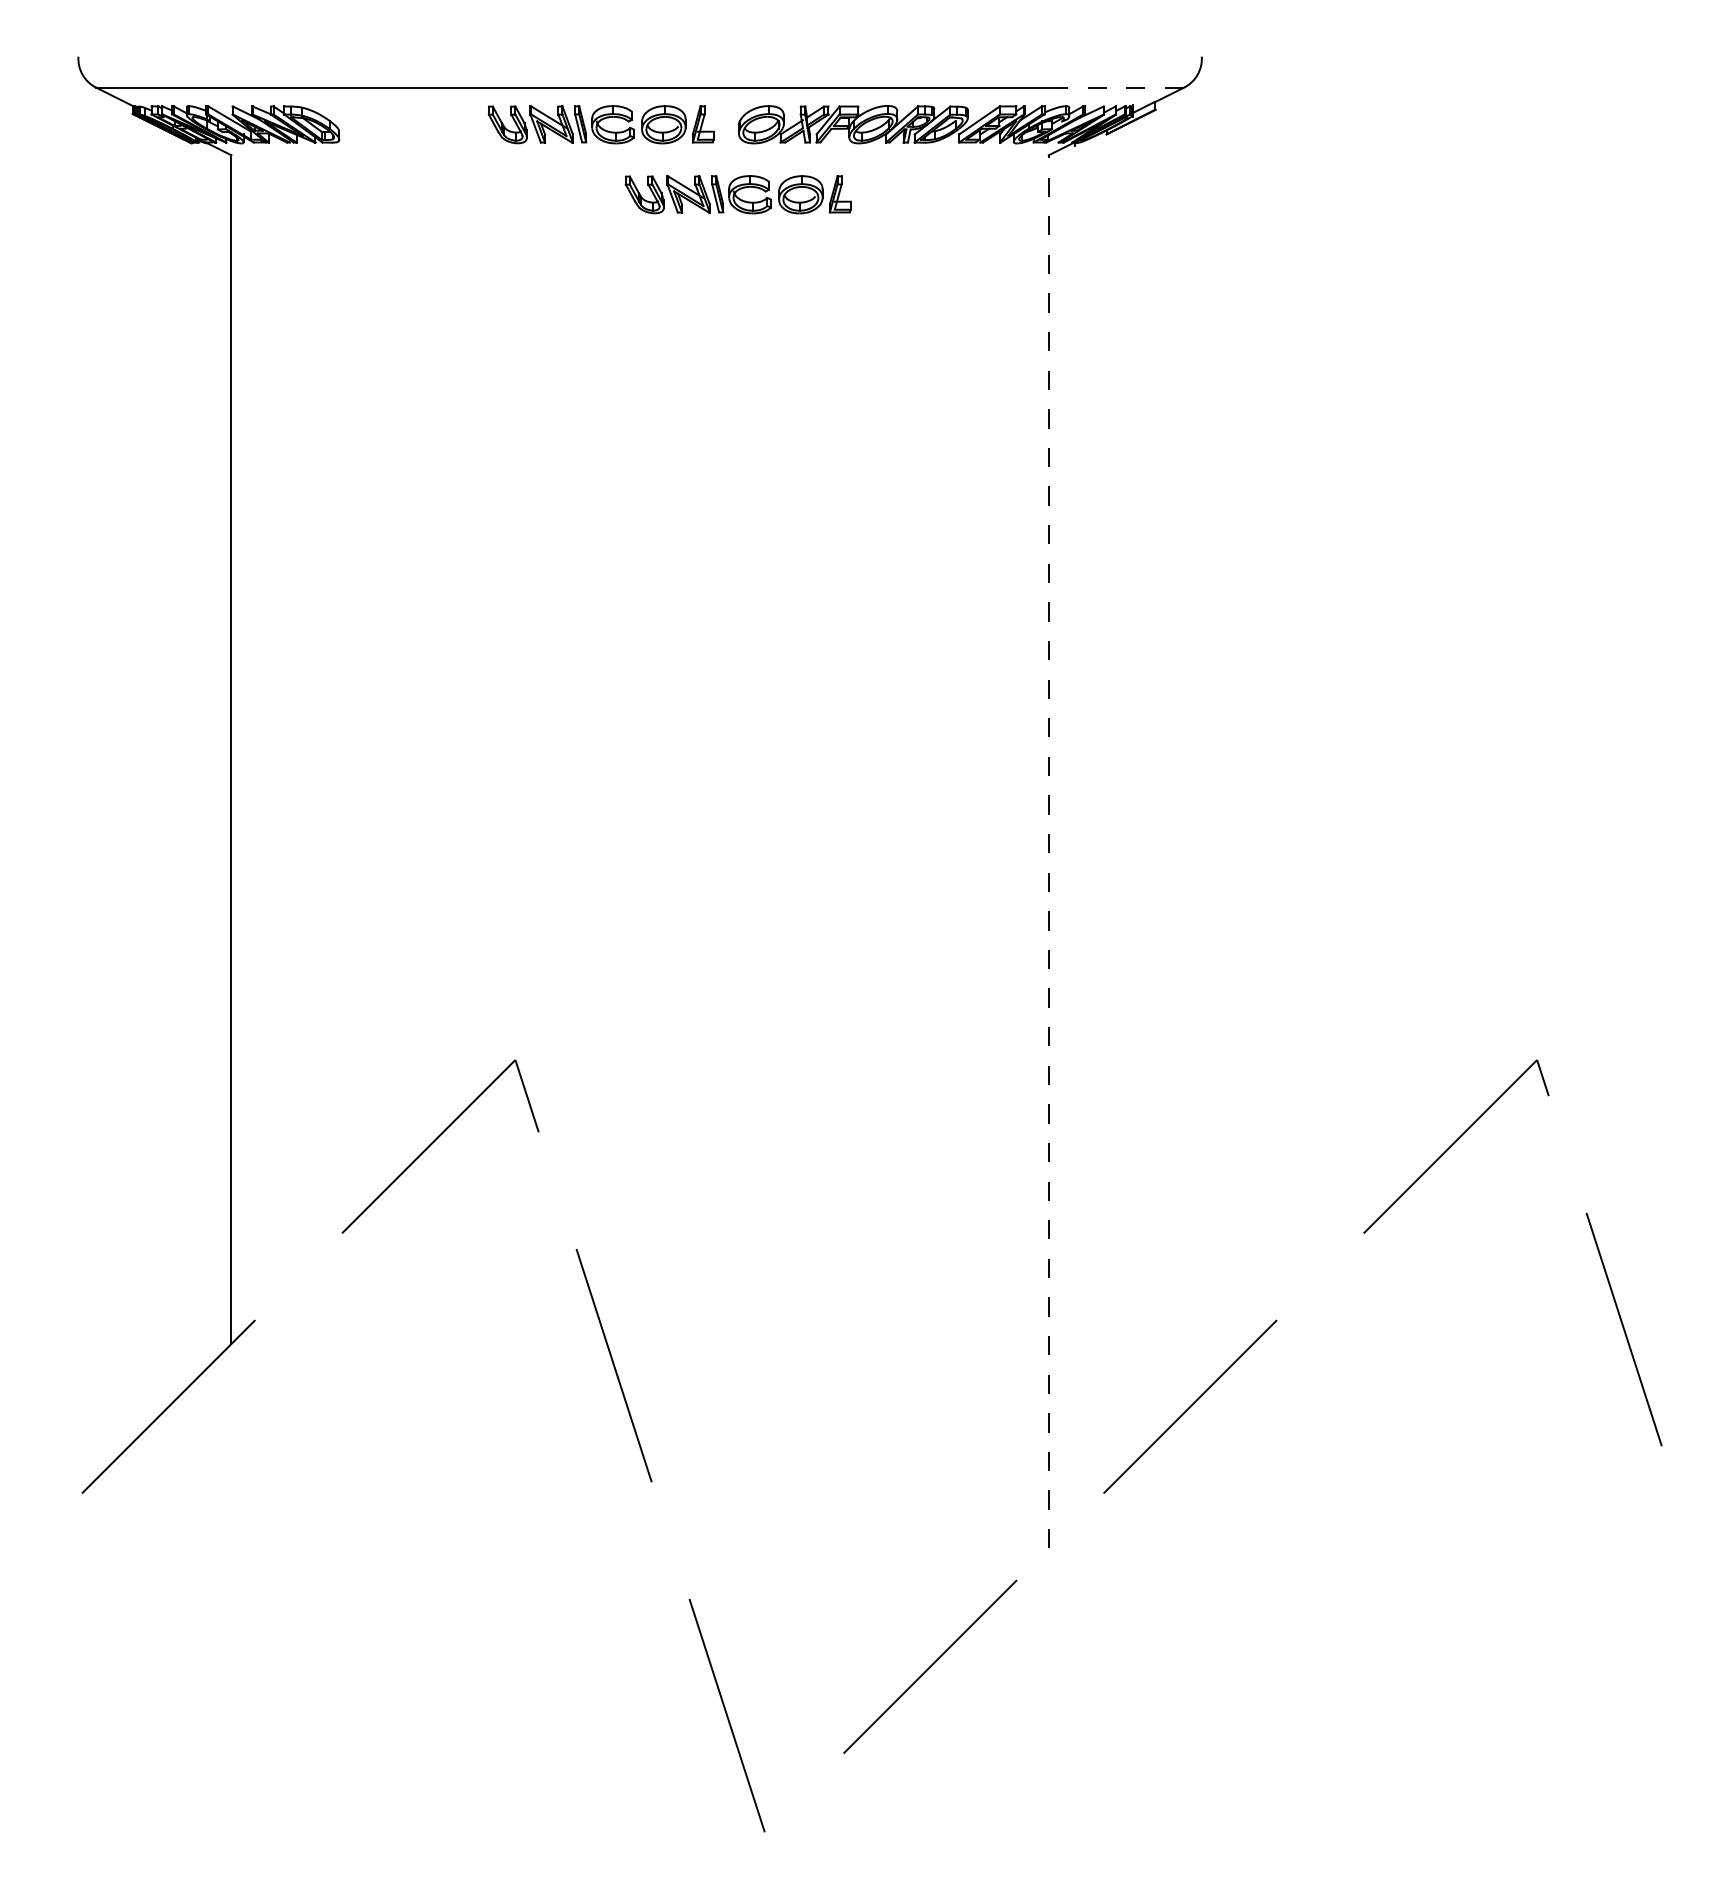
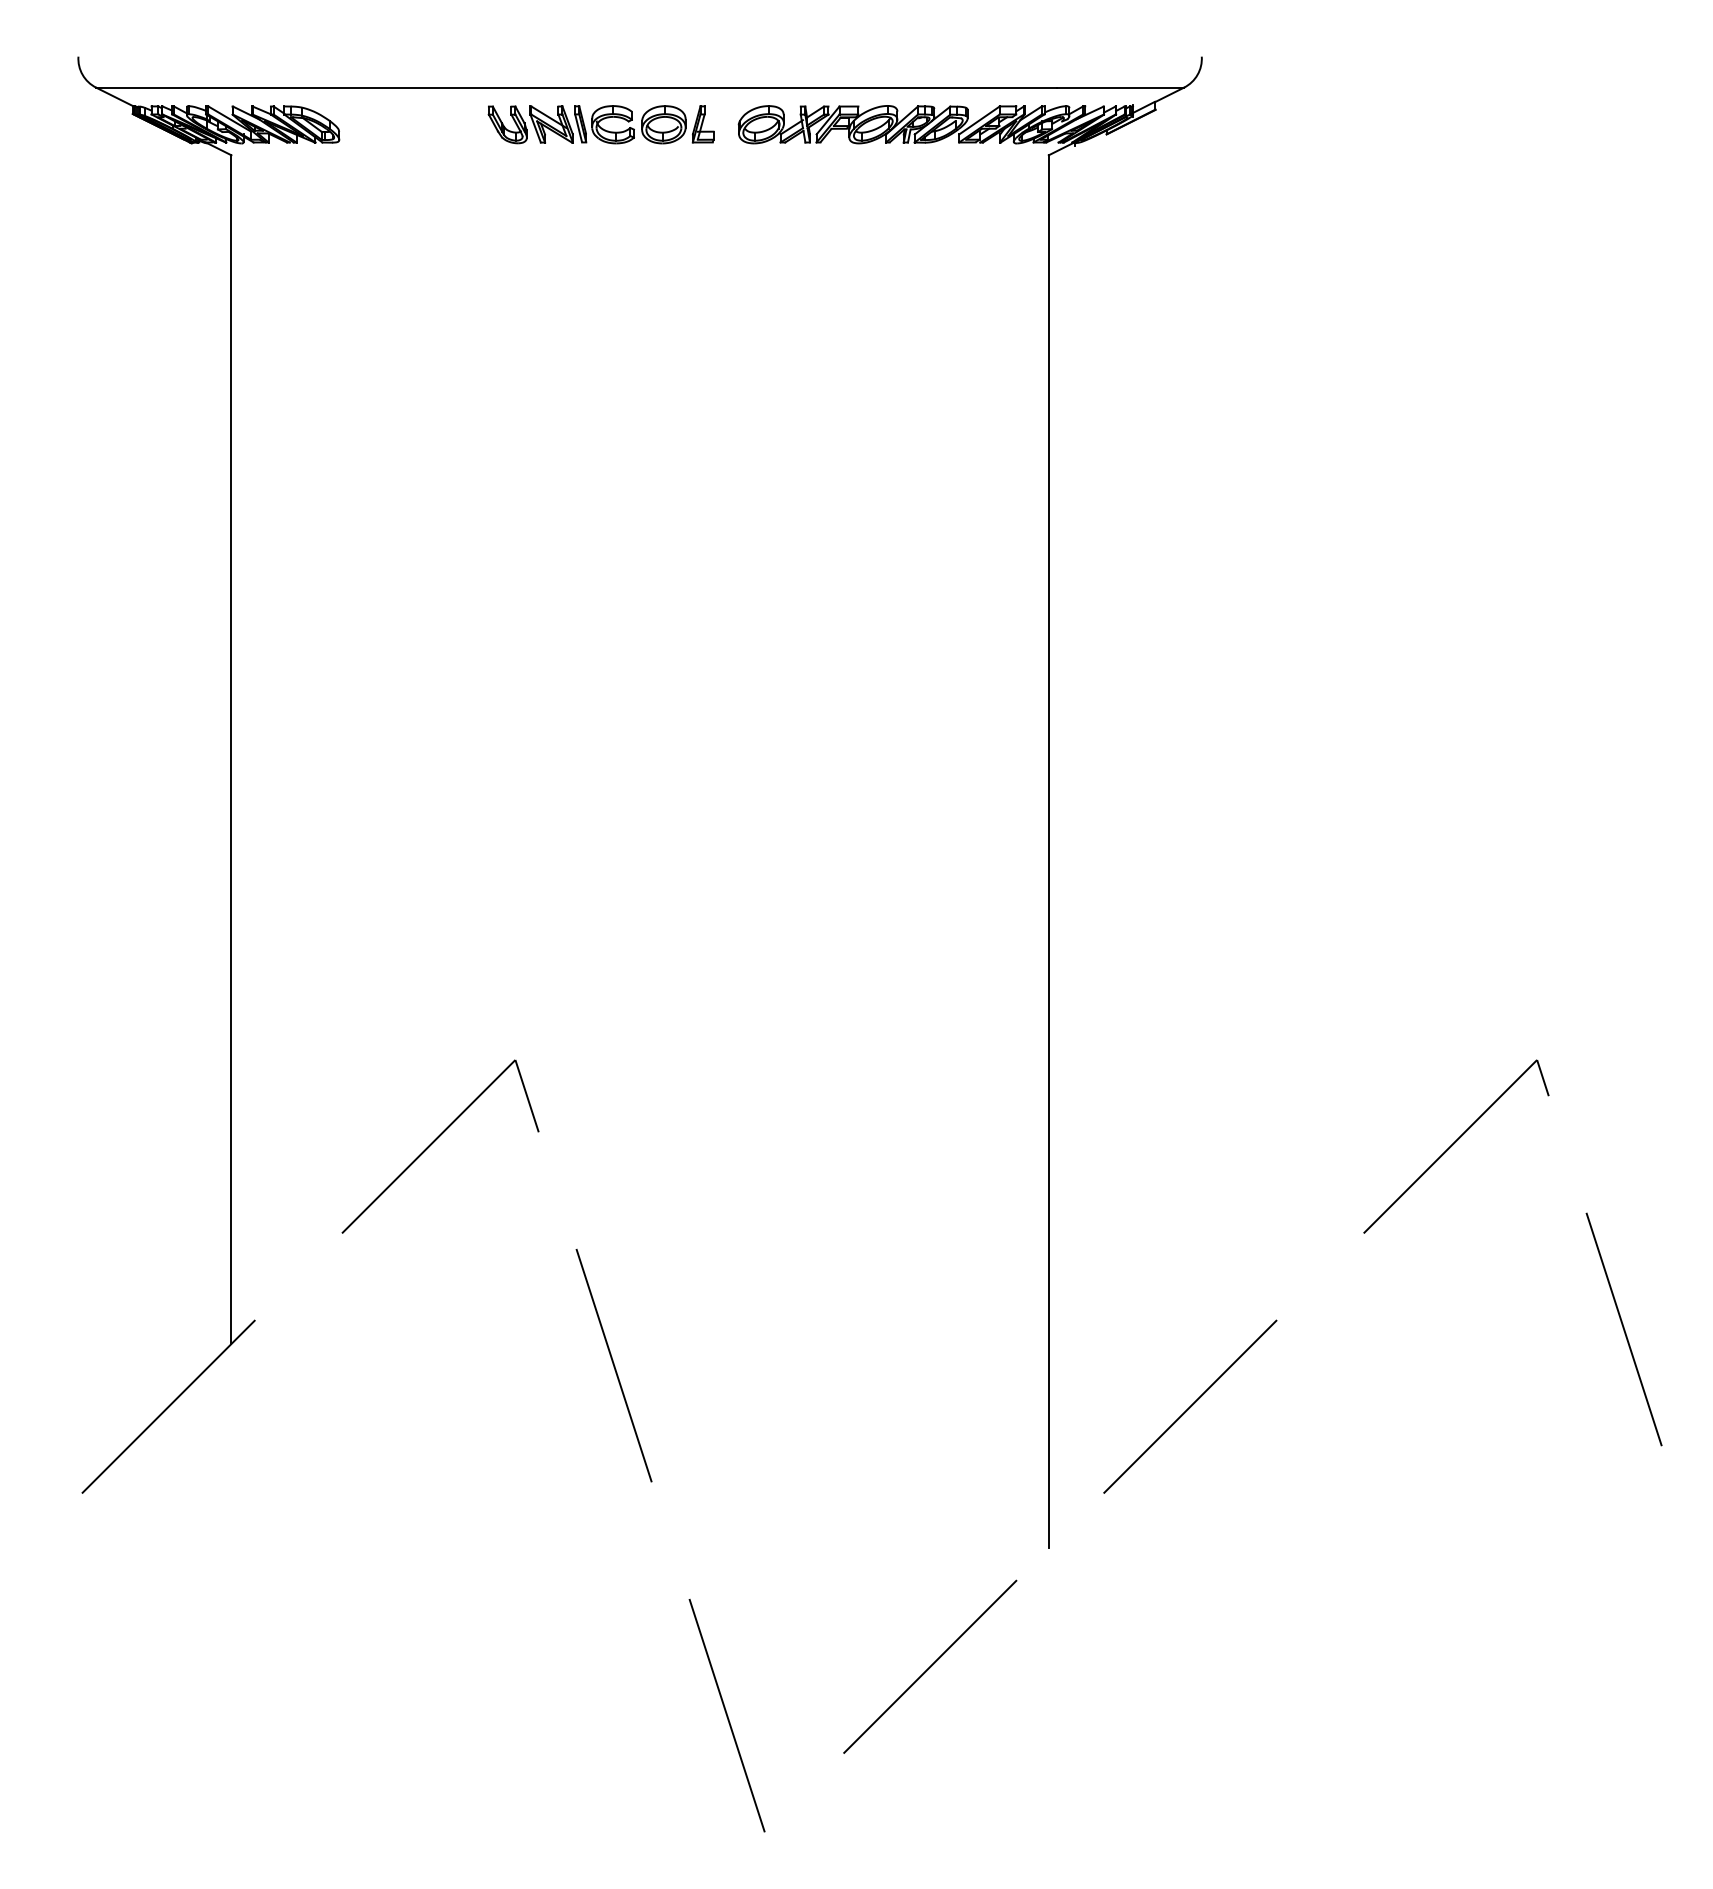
line: dashed -> solid (1120, 87)
part: present -> none (737, 194)
line: dashed -> solid (1048, 851)
